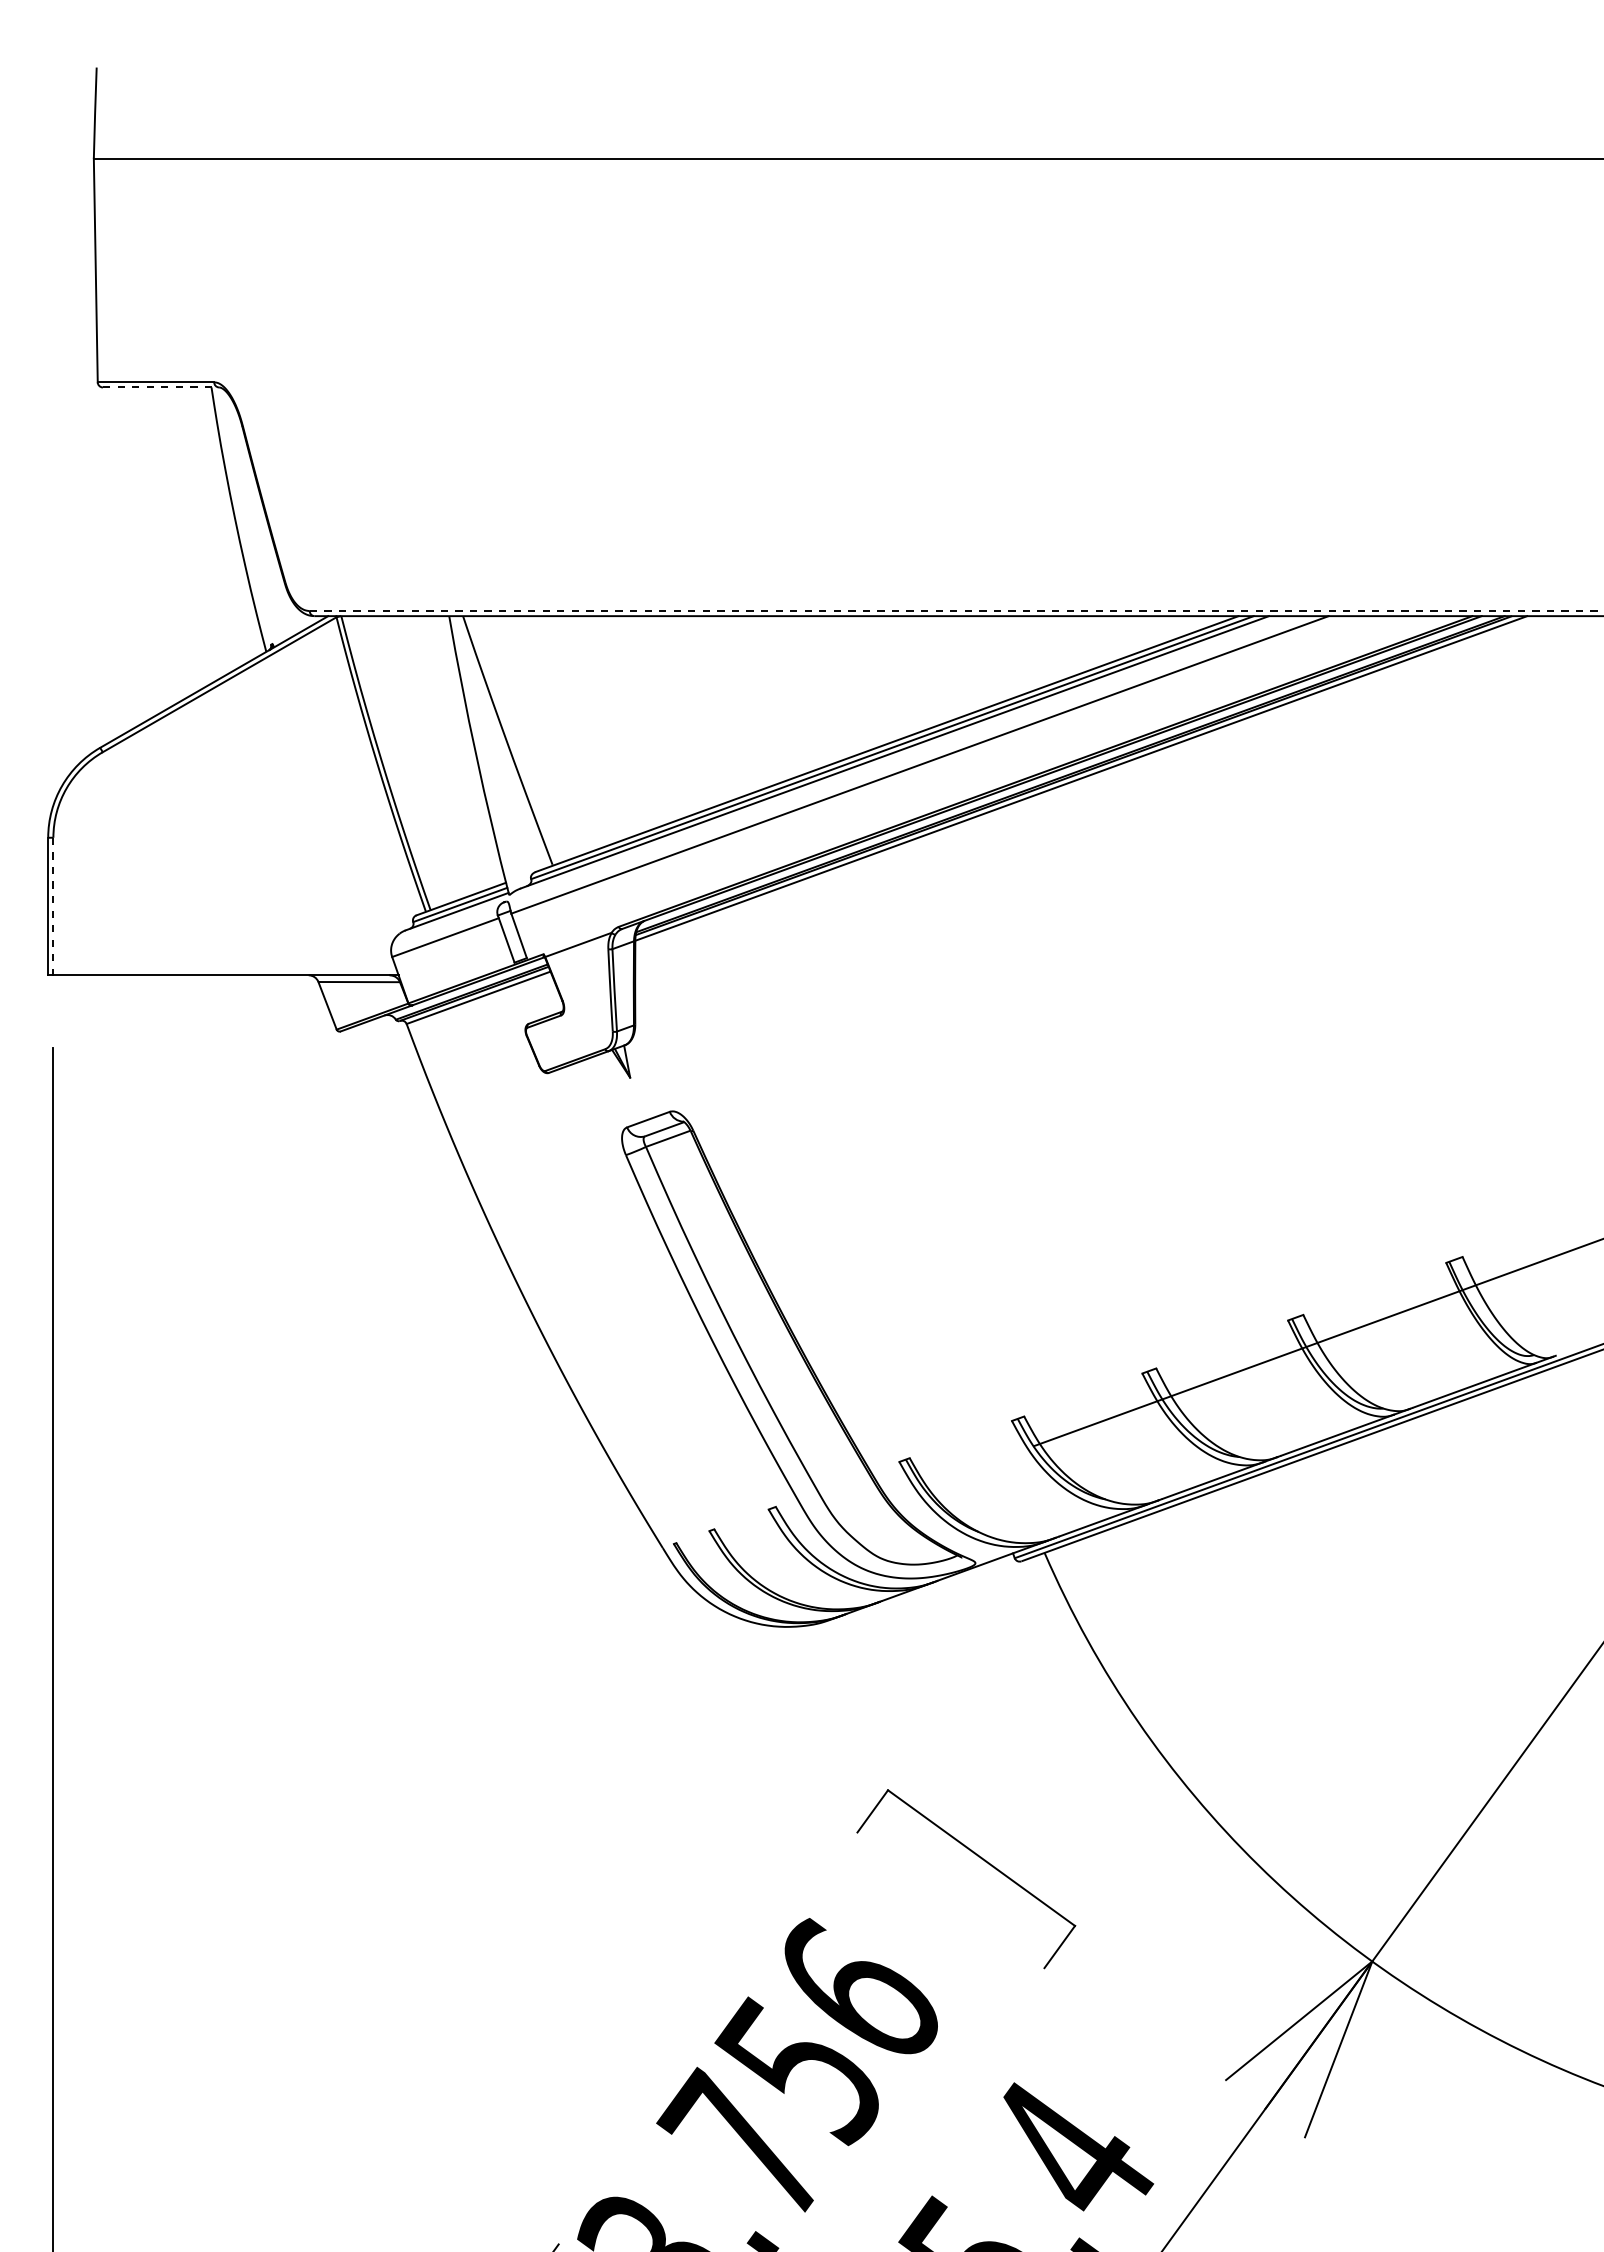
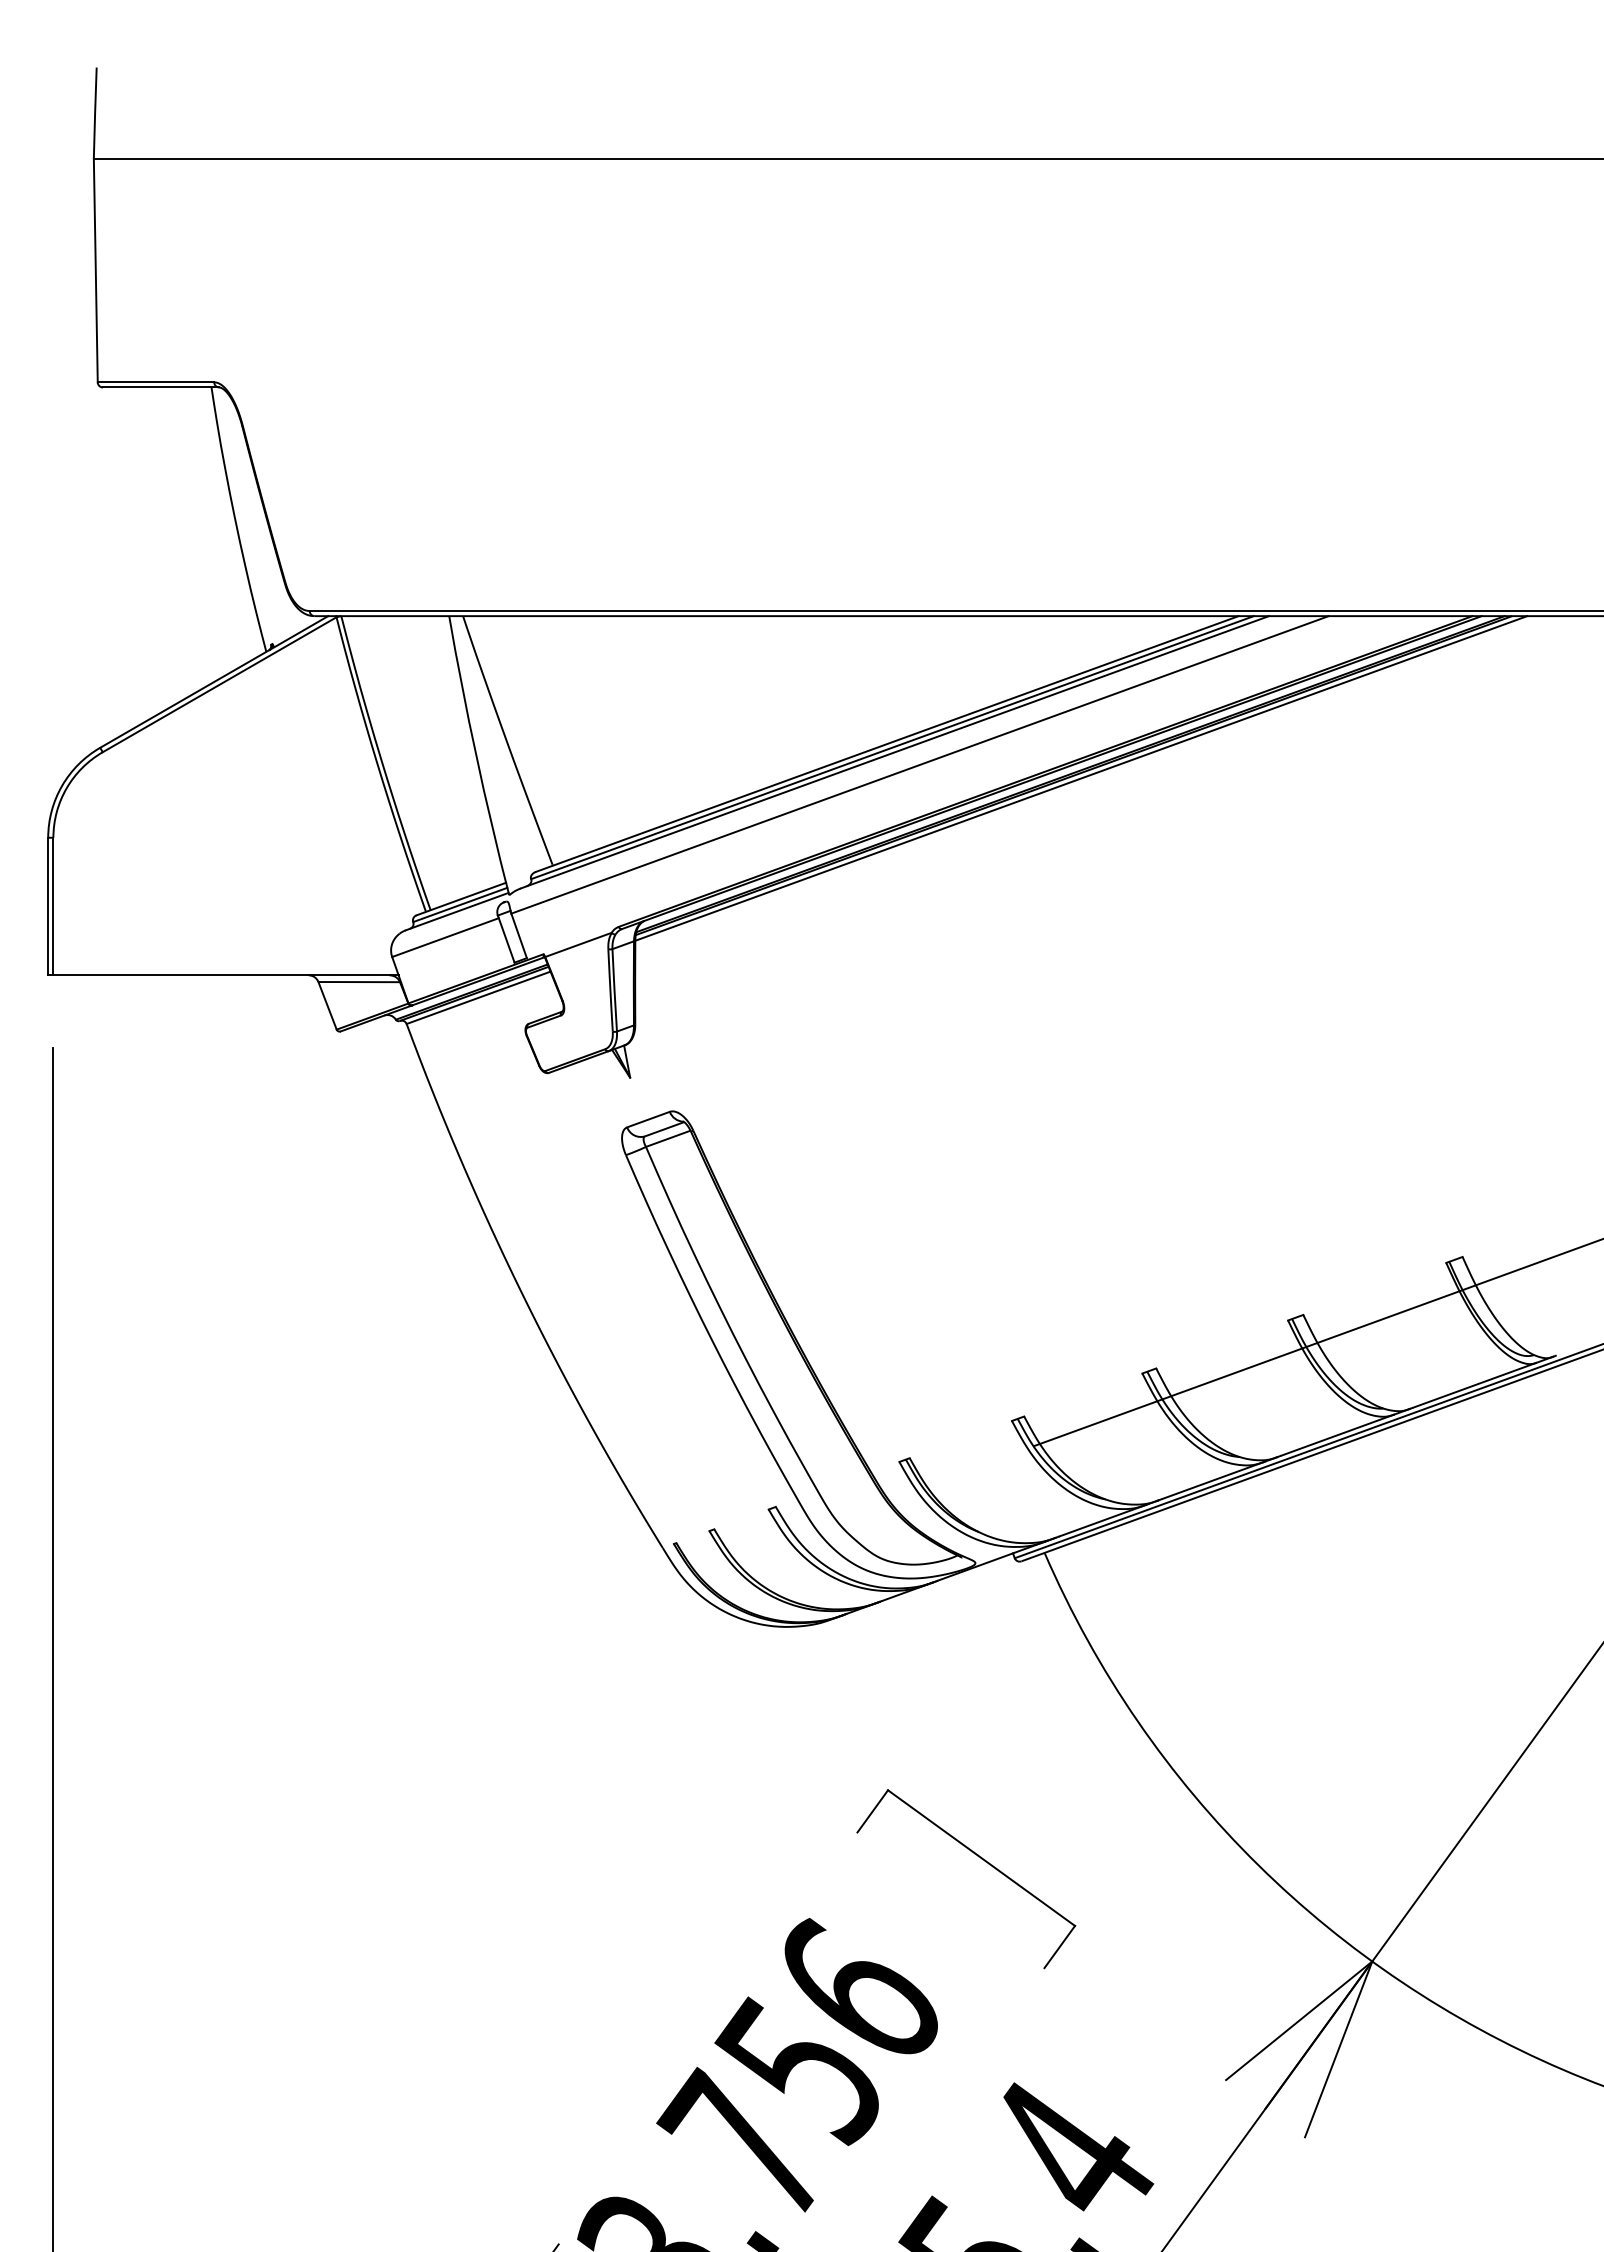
line: dashed -> solid (161, 387)
line: dashed -> solid (956, 611)
line: dashed -> solid (53, 906)
